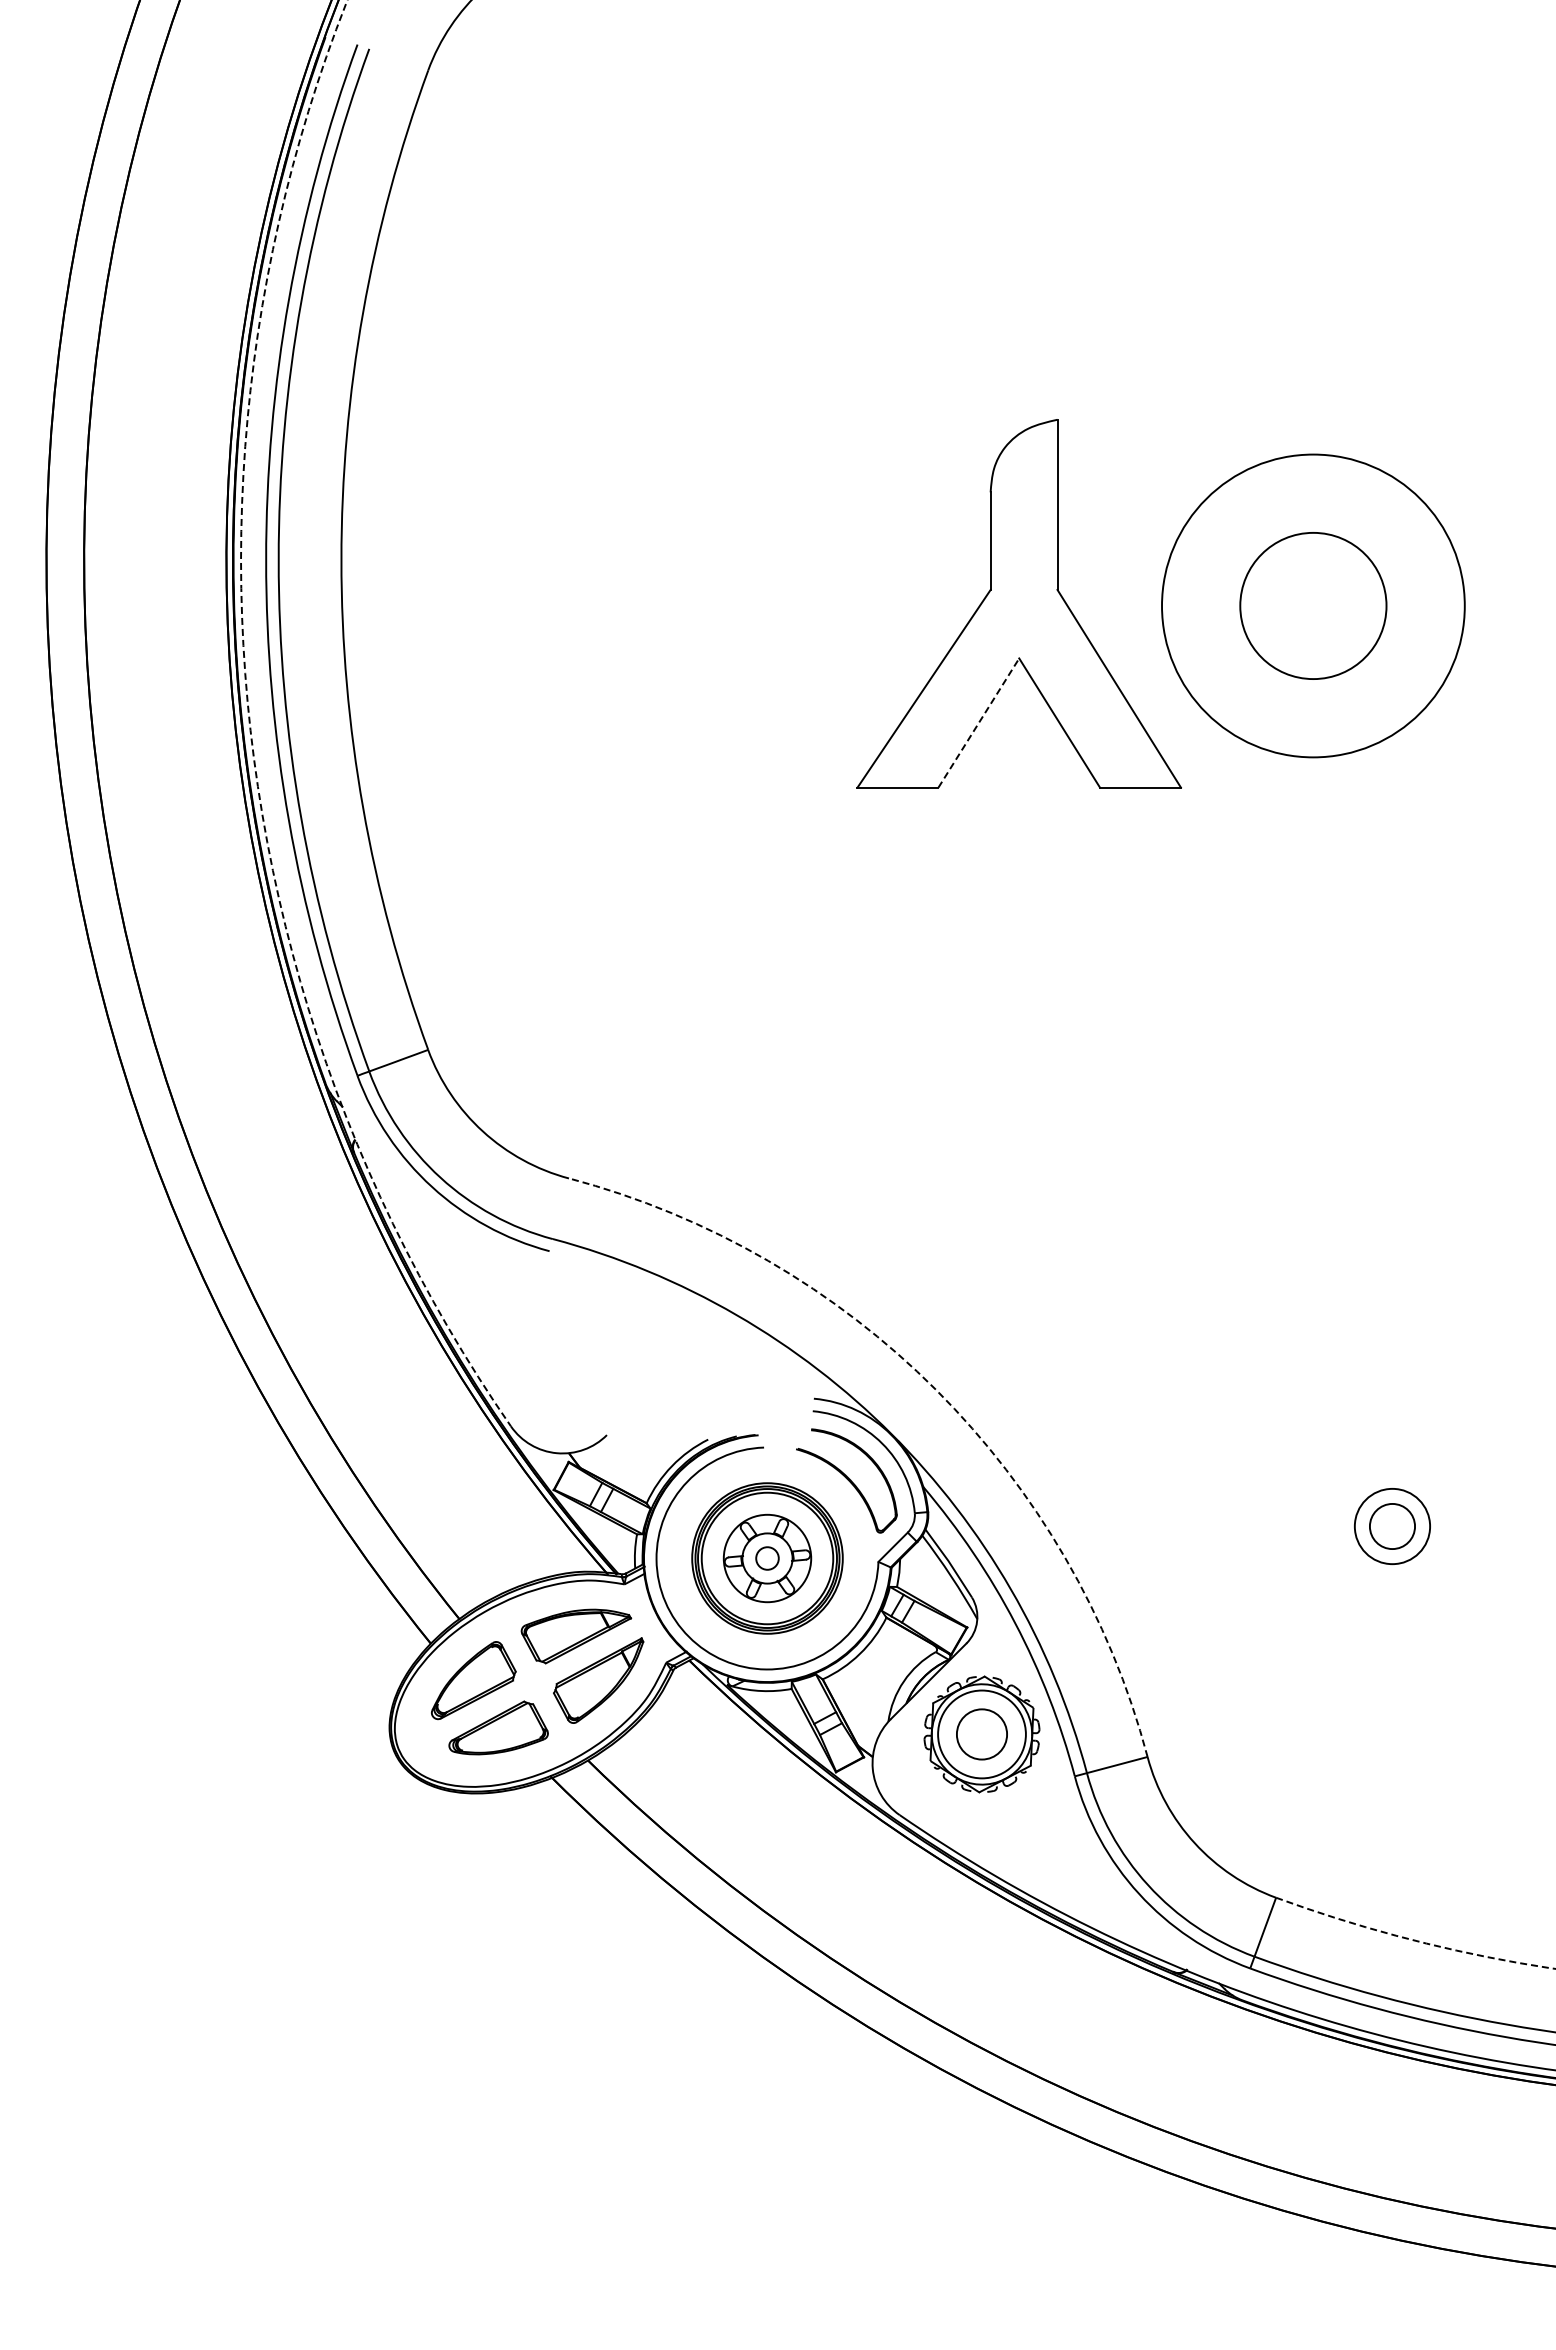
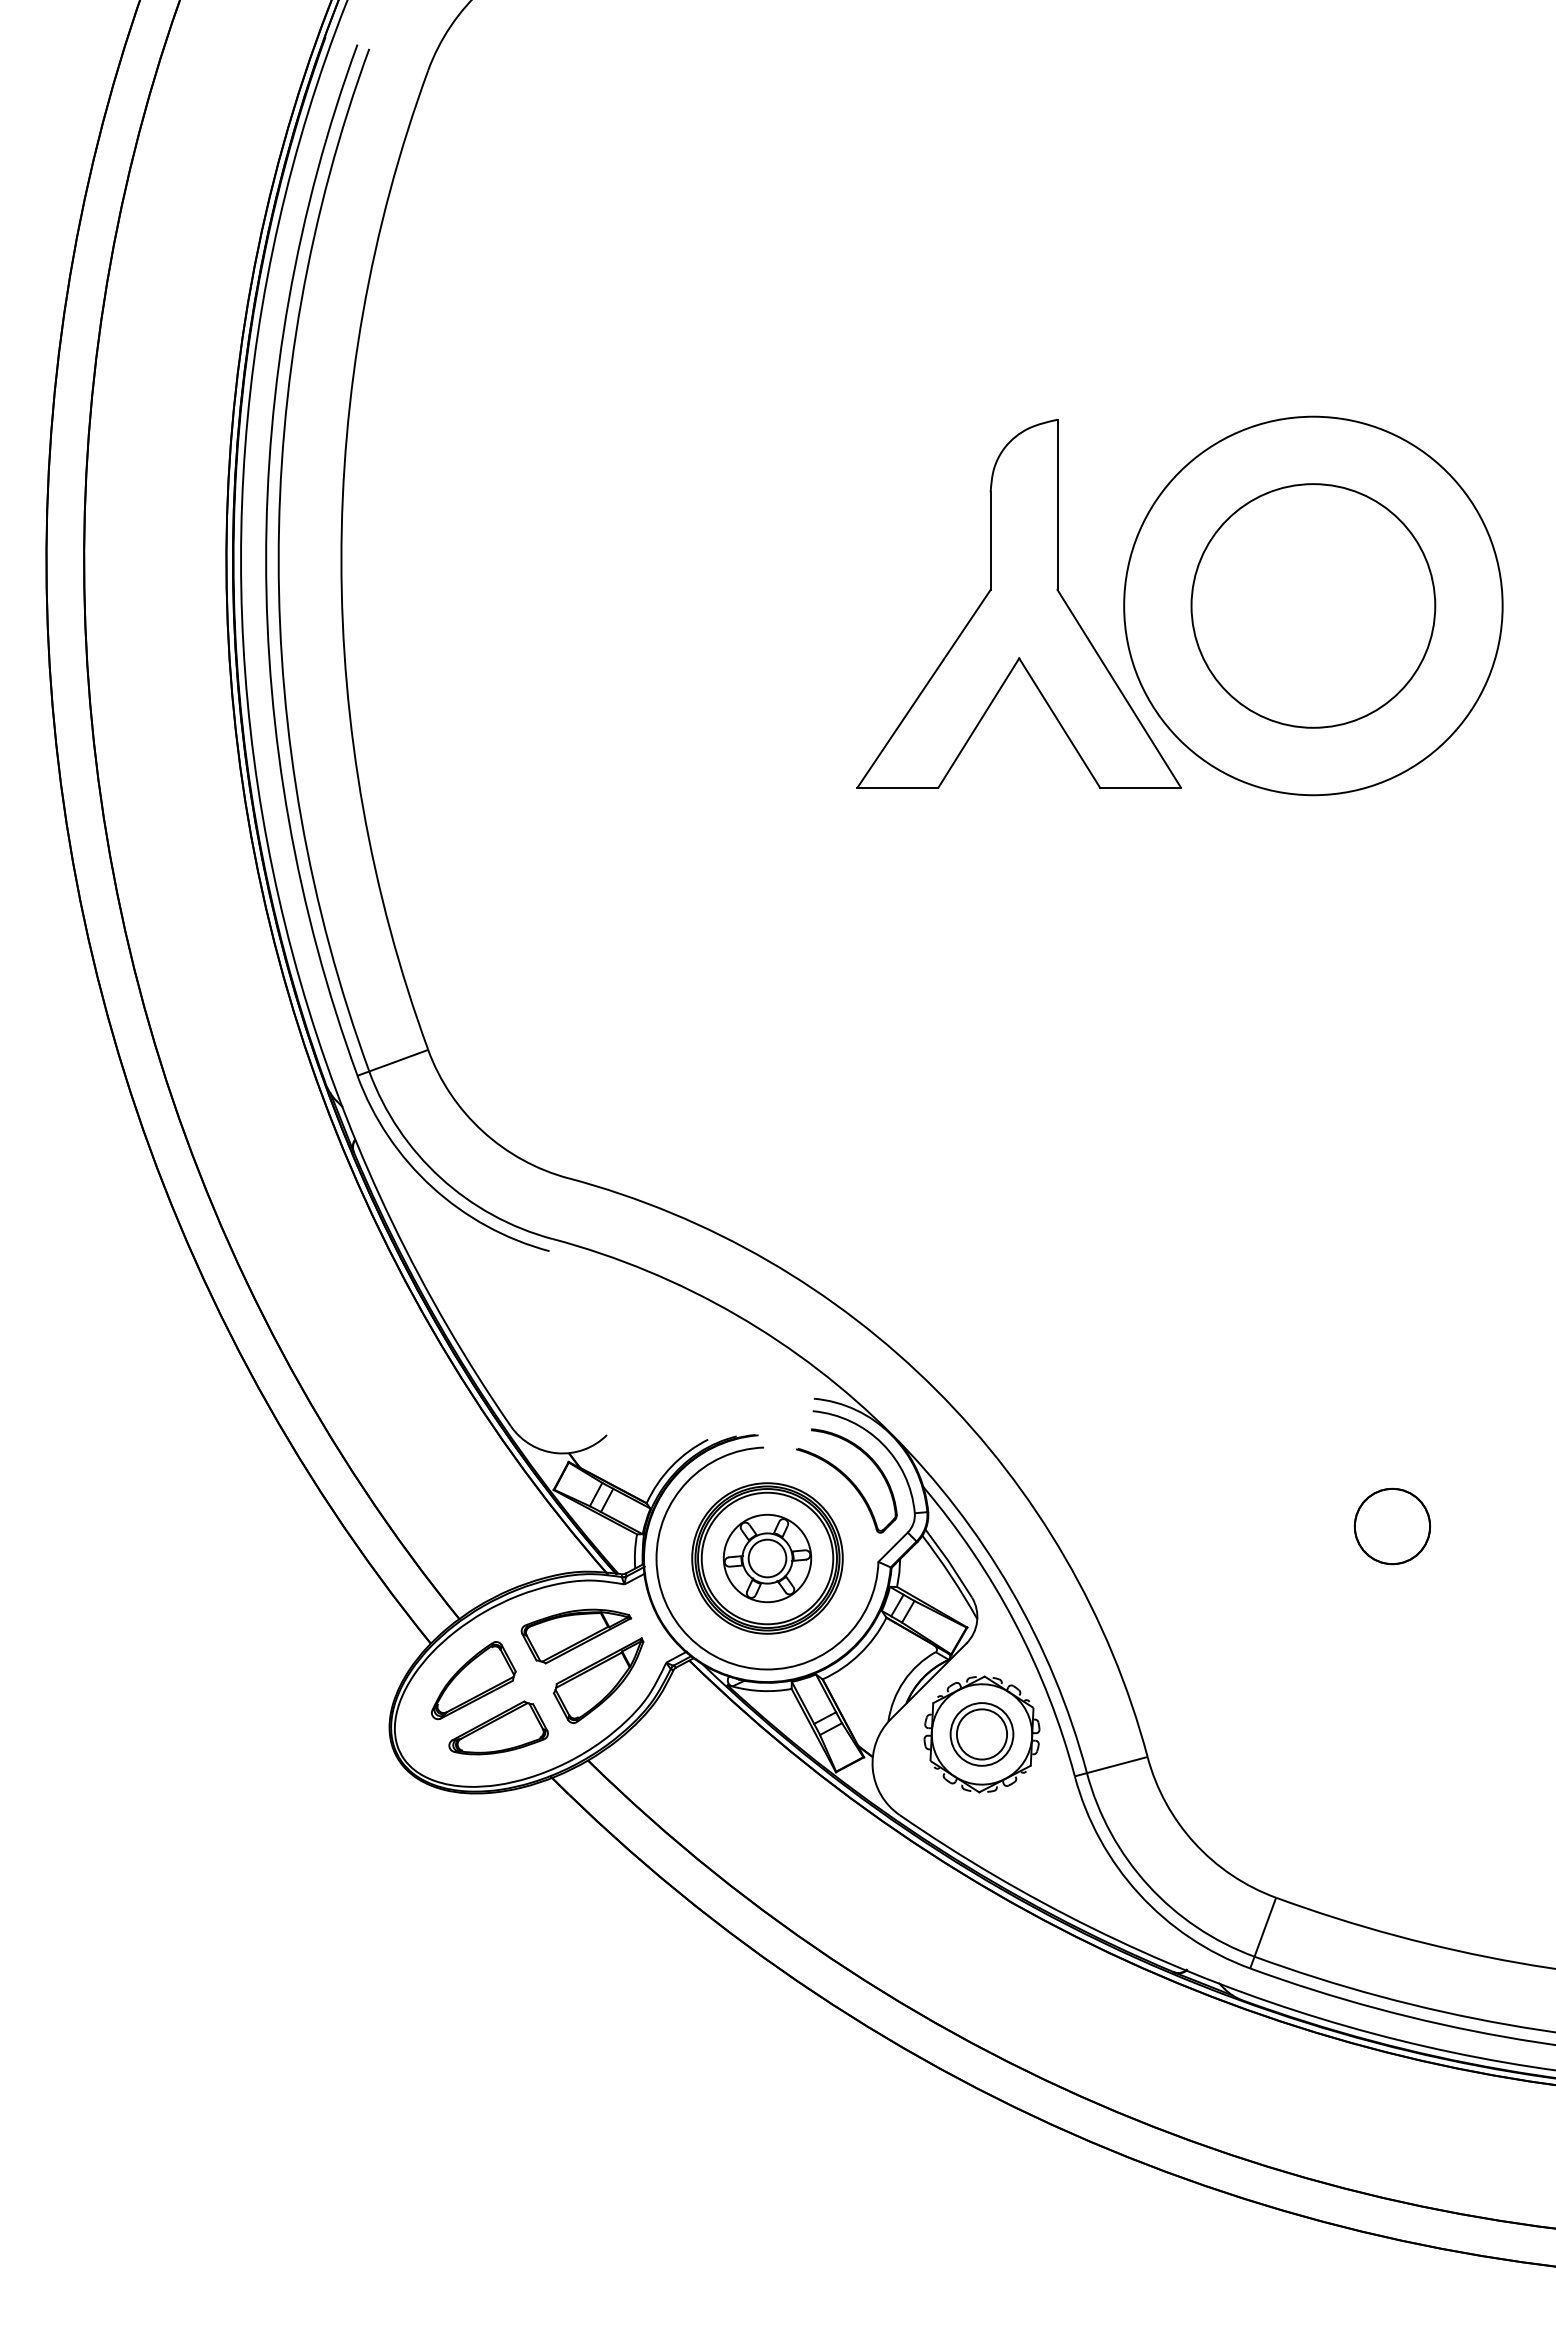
circle diameter: 146 px -> 244 px (1313, 605)
circle diameter: 303 px -> 378 px (1313, 605)
line: dashed -> solid (979, 722)
arc: dashed -> solid (251, 738)
arc: dashed -> solid (936, 1389)
circle diameter: 45 px -> 75 px (1392, 1526)
circle diameter: 23 px -> 38 px (767, 1558)
circle diameter: 88 px -> 63 px (981, 1734)
arc: dashed -> solid (1414, 1940)
